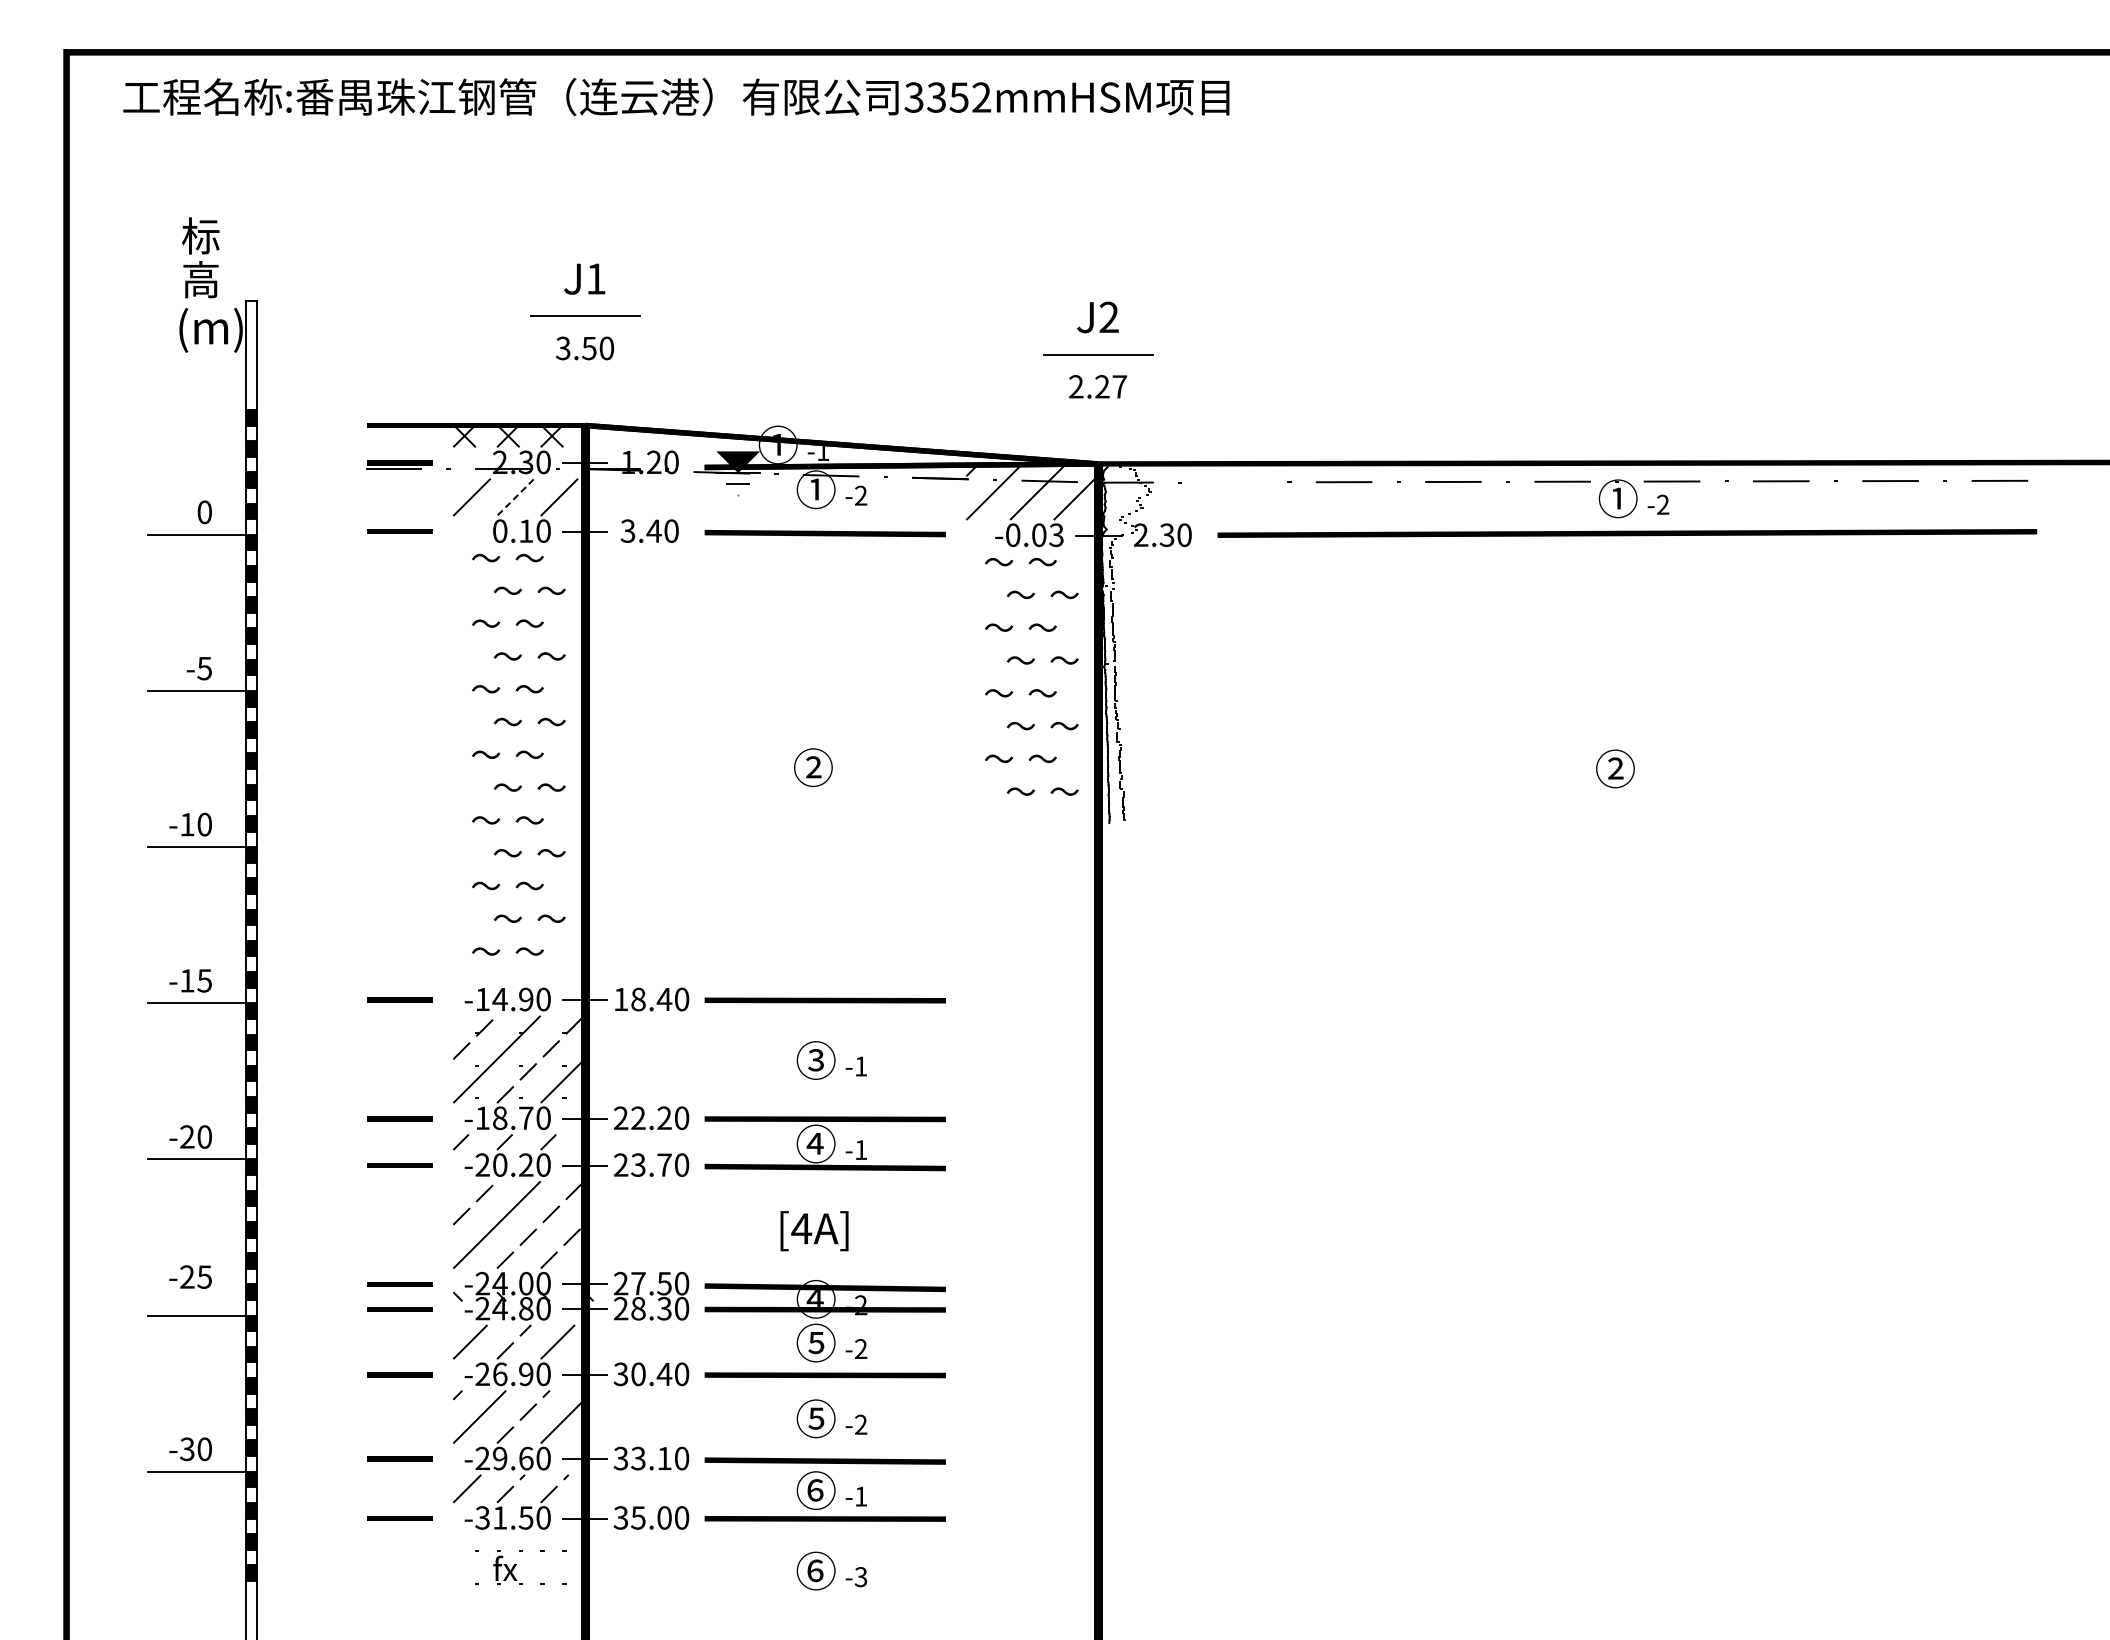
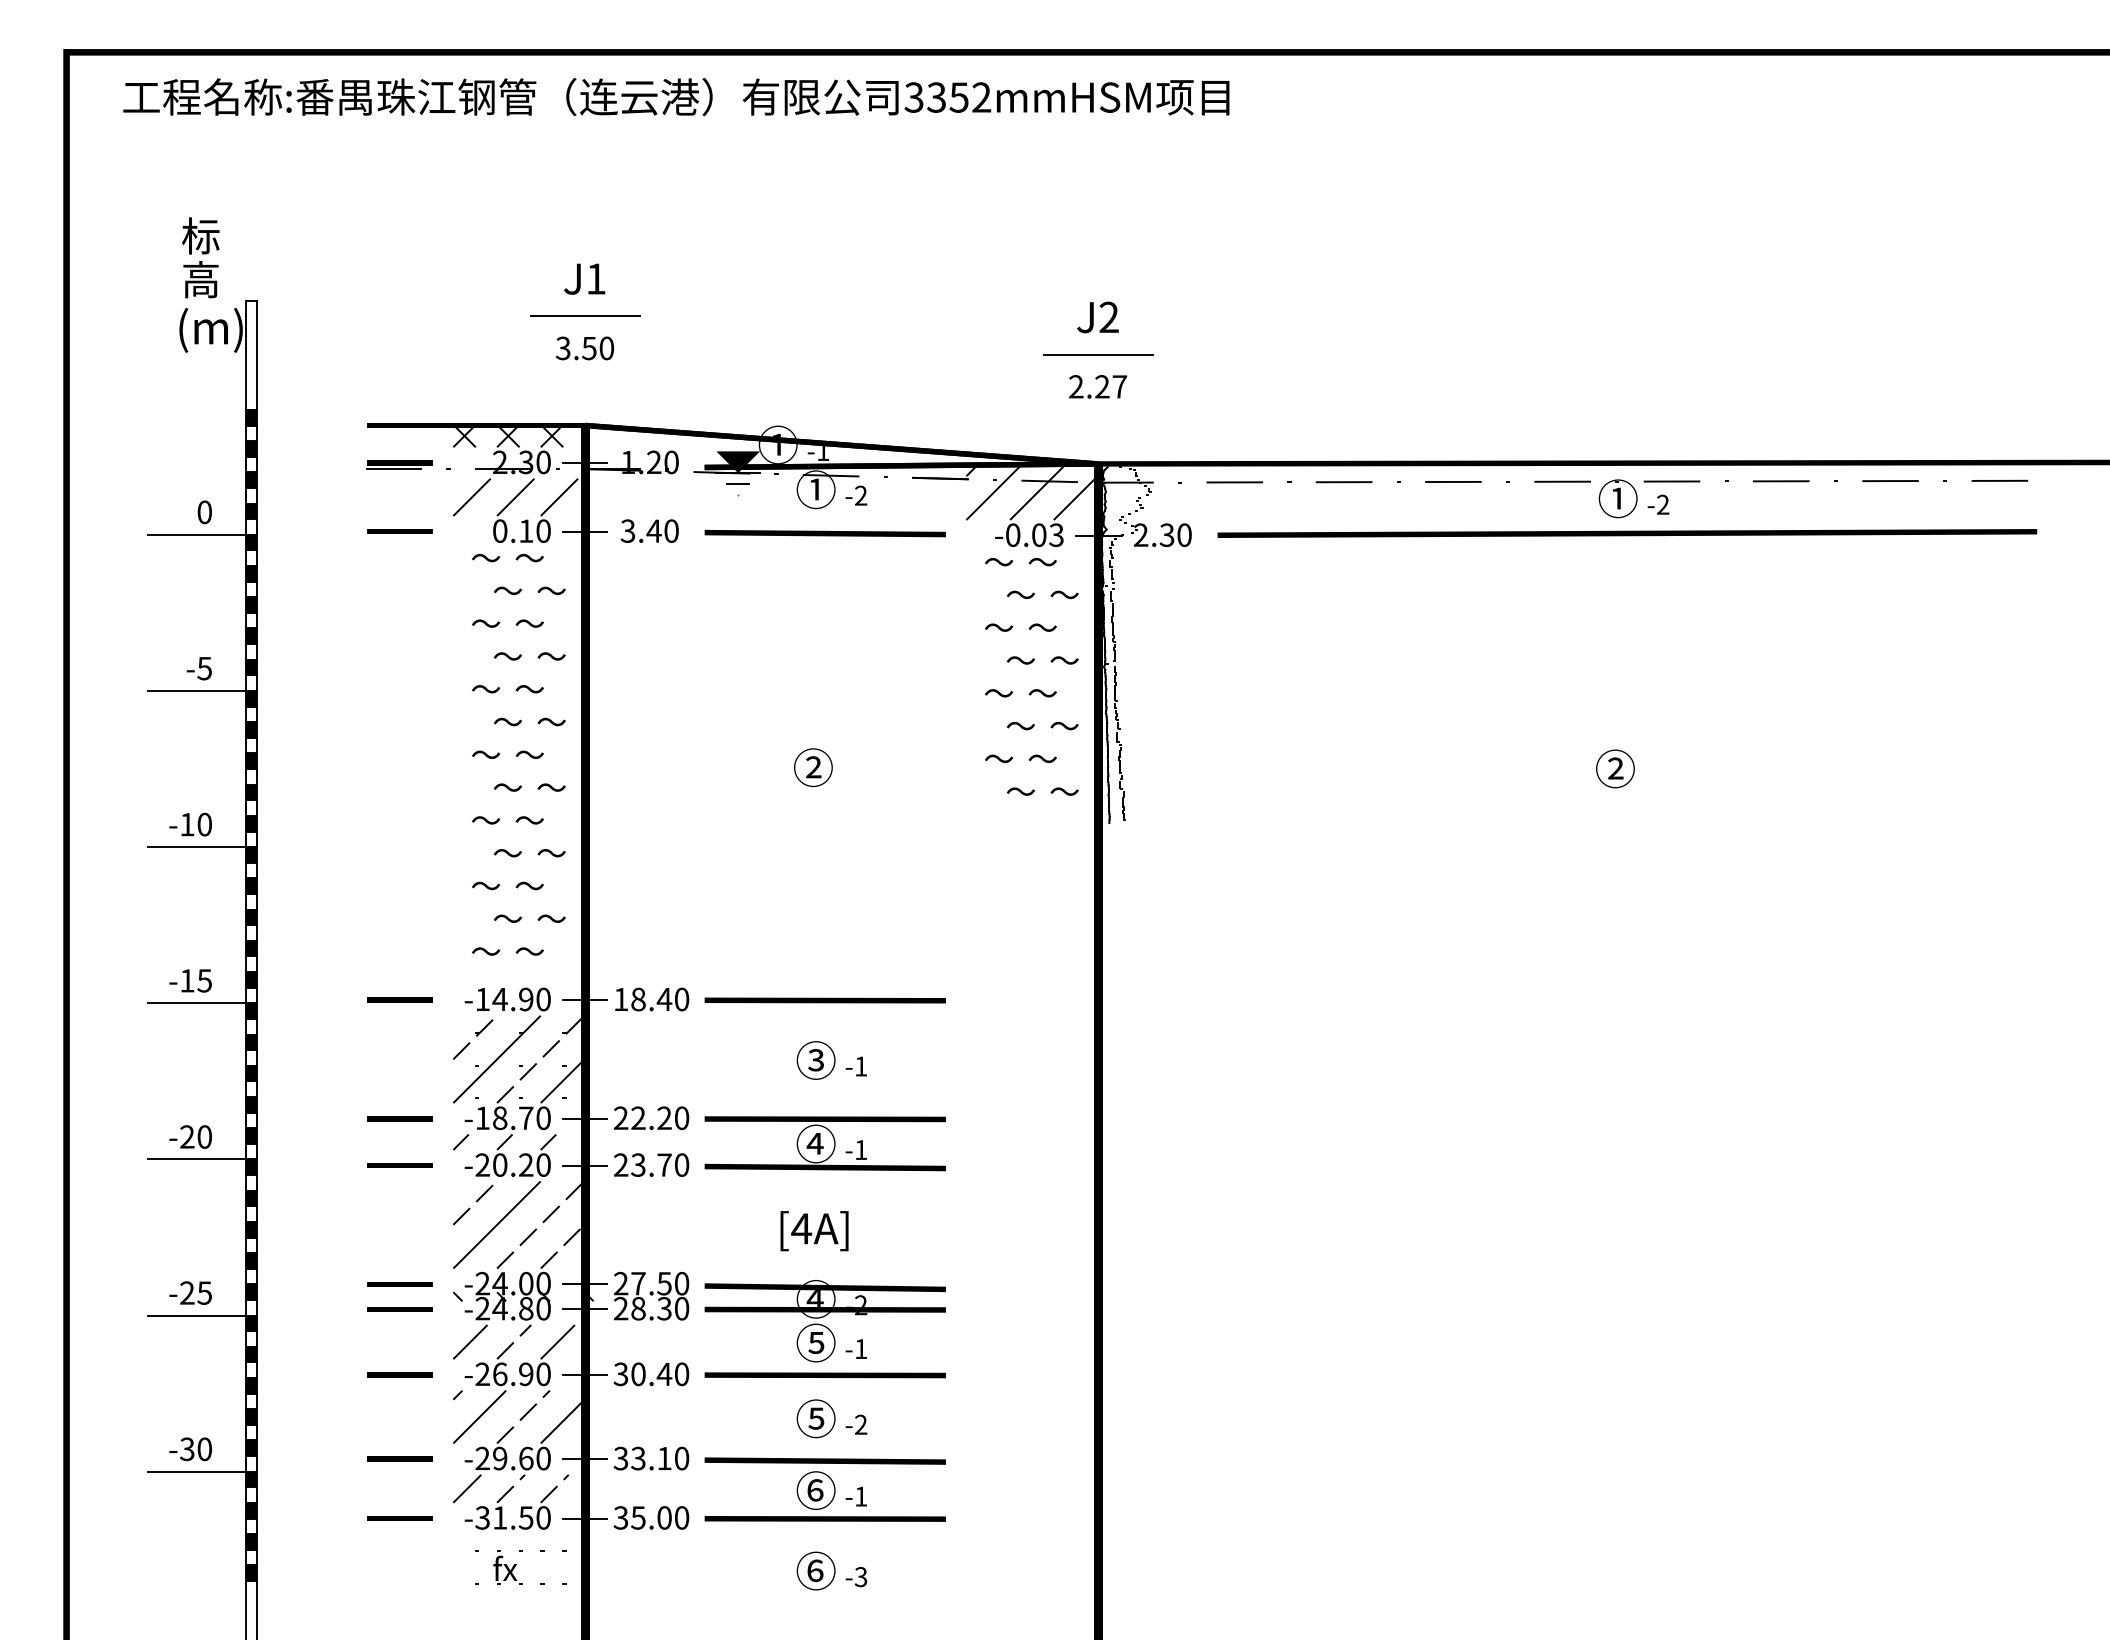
line: none -> present (1234, 482)
line: dashed -> solid (516, 497)
text position: (190, 1276) -> (190, 1292) (190, 1292)
text: -2 -> -1 (861, 1348)
